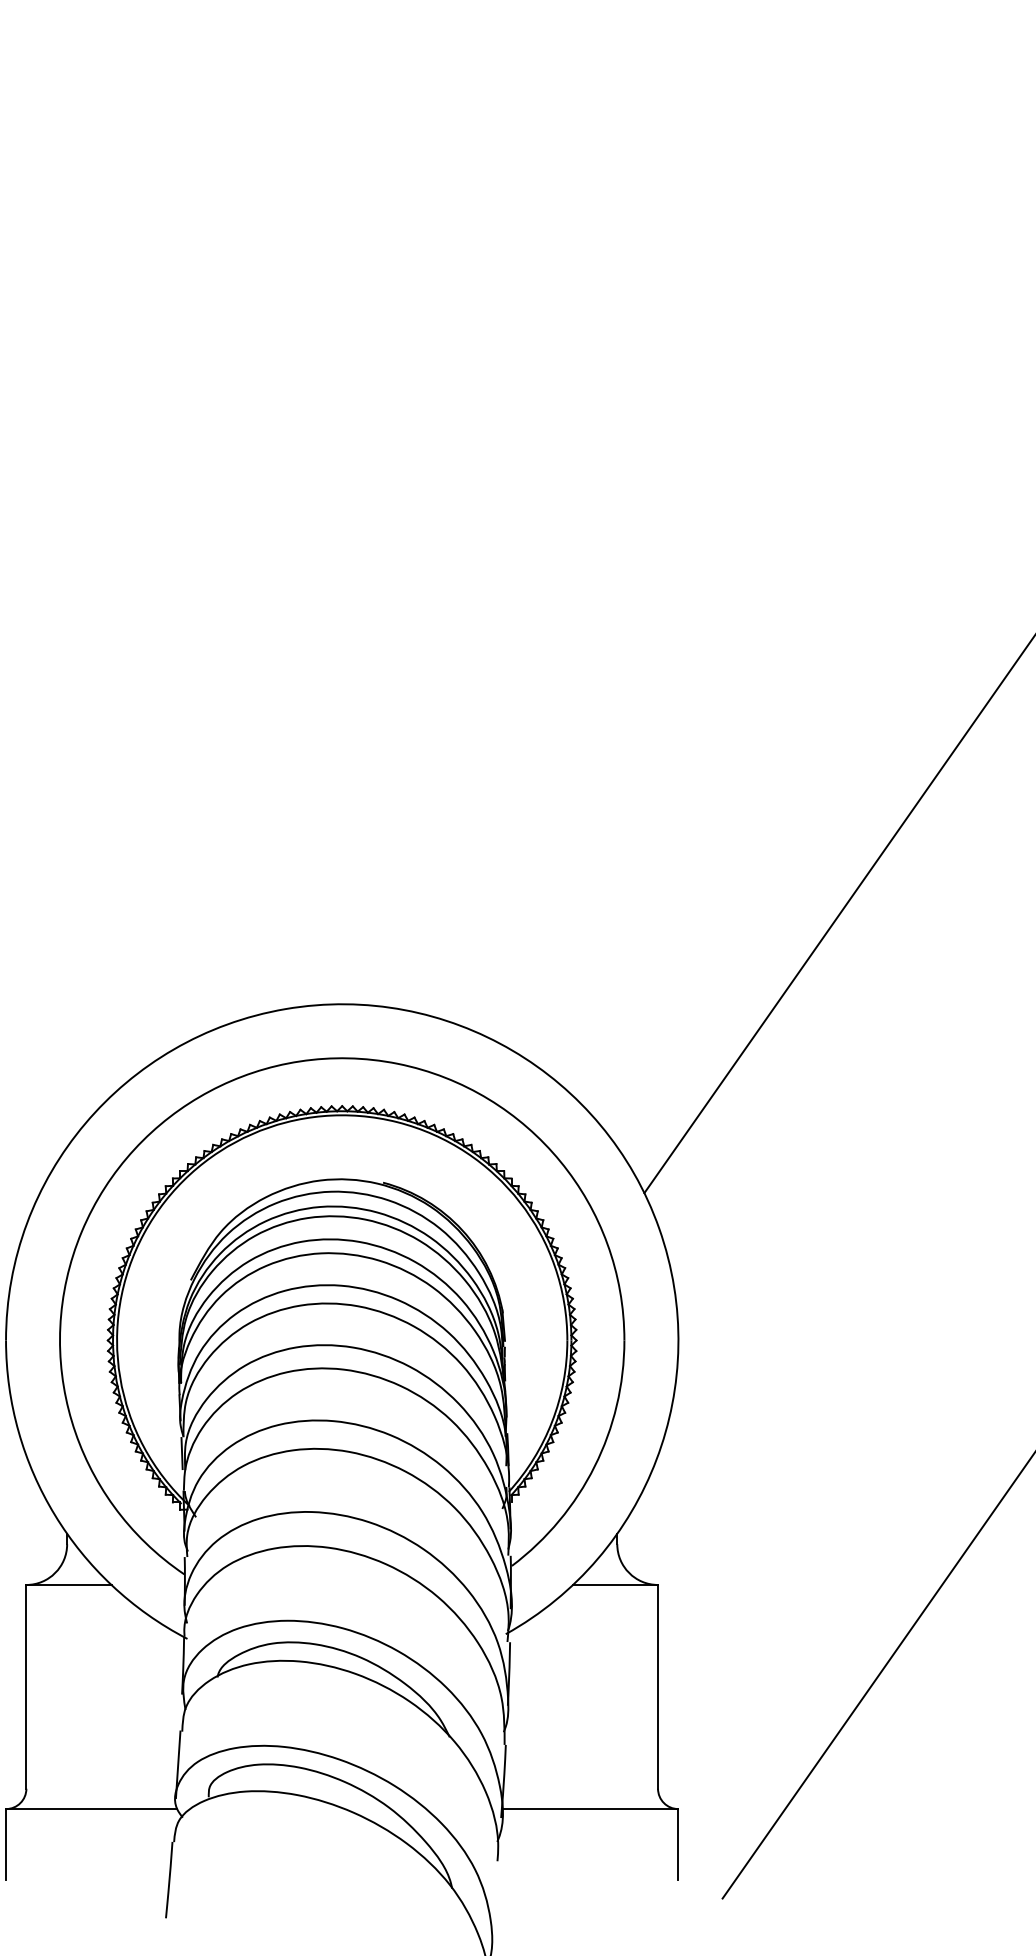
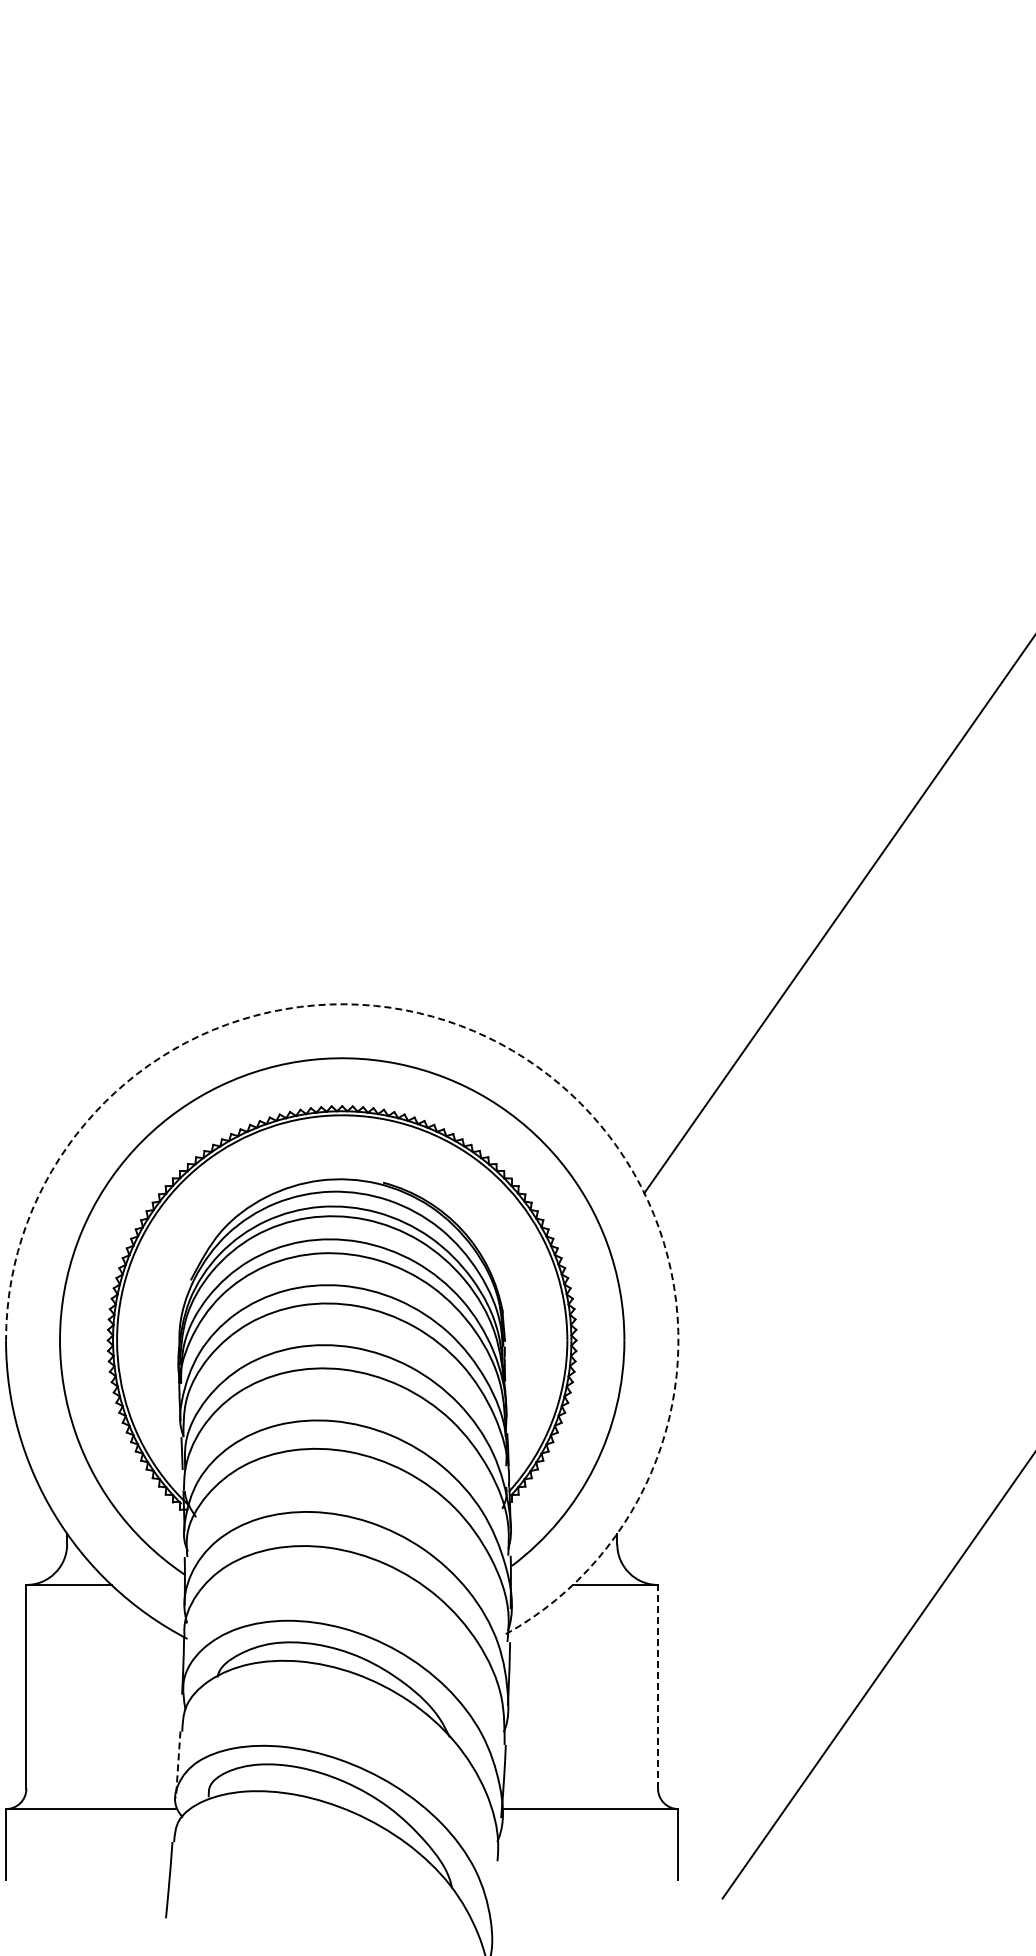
arc: solid -> dashed (512, 1050)
line: solid -> dashed (658, 1686)
line: solid -> dashed (178, 1765)
